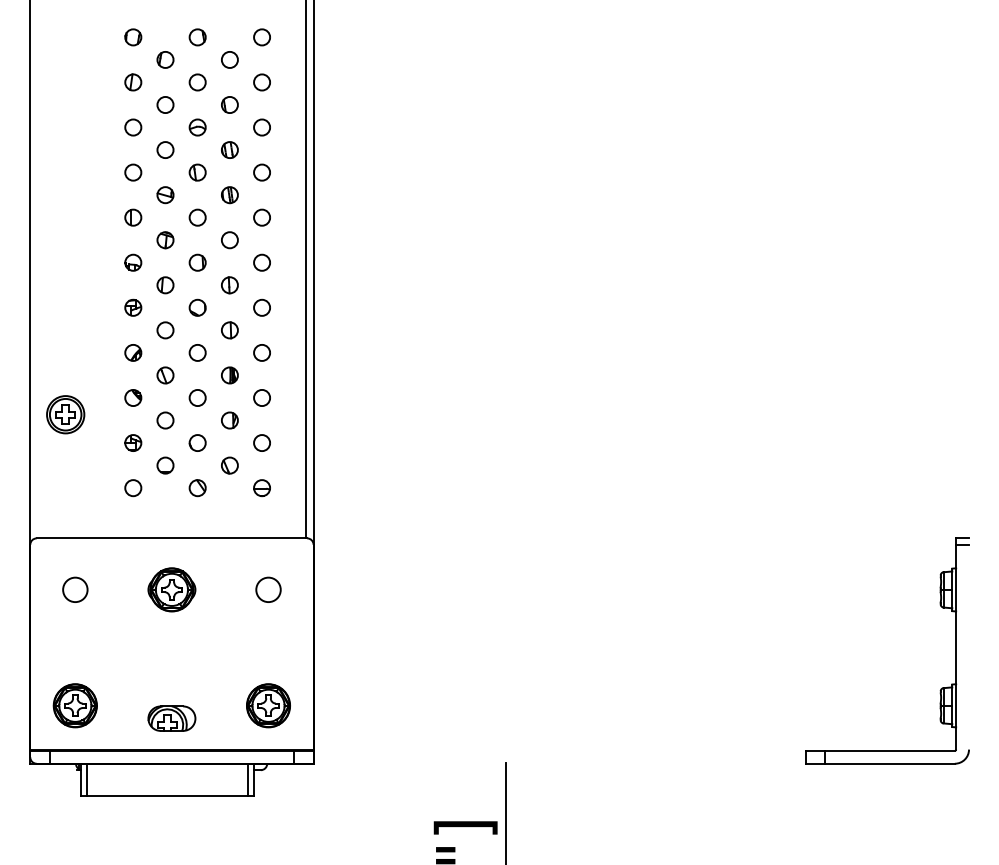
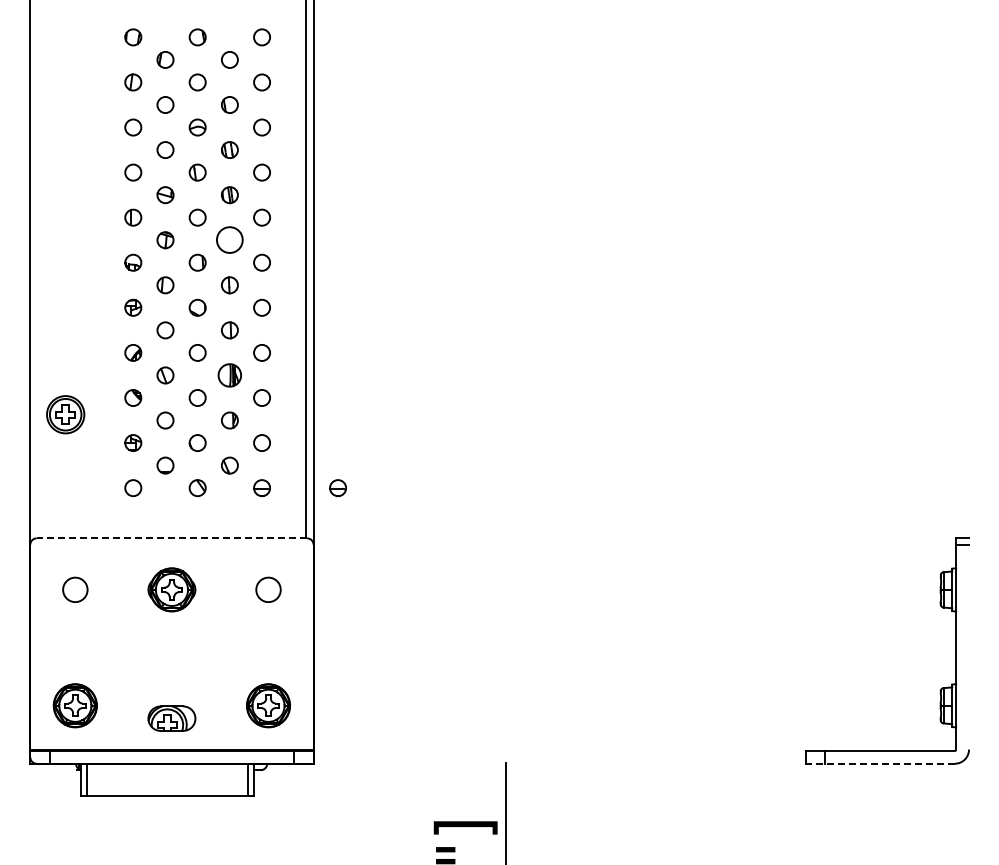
circle size: 18x19 px -> 28x28 px (229, 239)
part size: 18x19 px -> 25x25 px (229, 375)
part: none -> present (337, 488)
line: solid -> dashed (171, 538)
line: solid -> dashed (879, 763)
